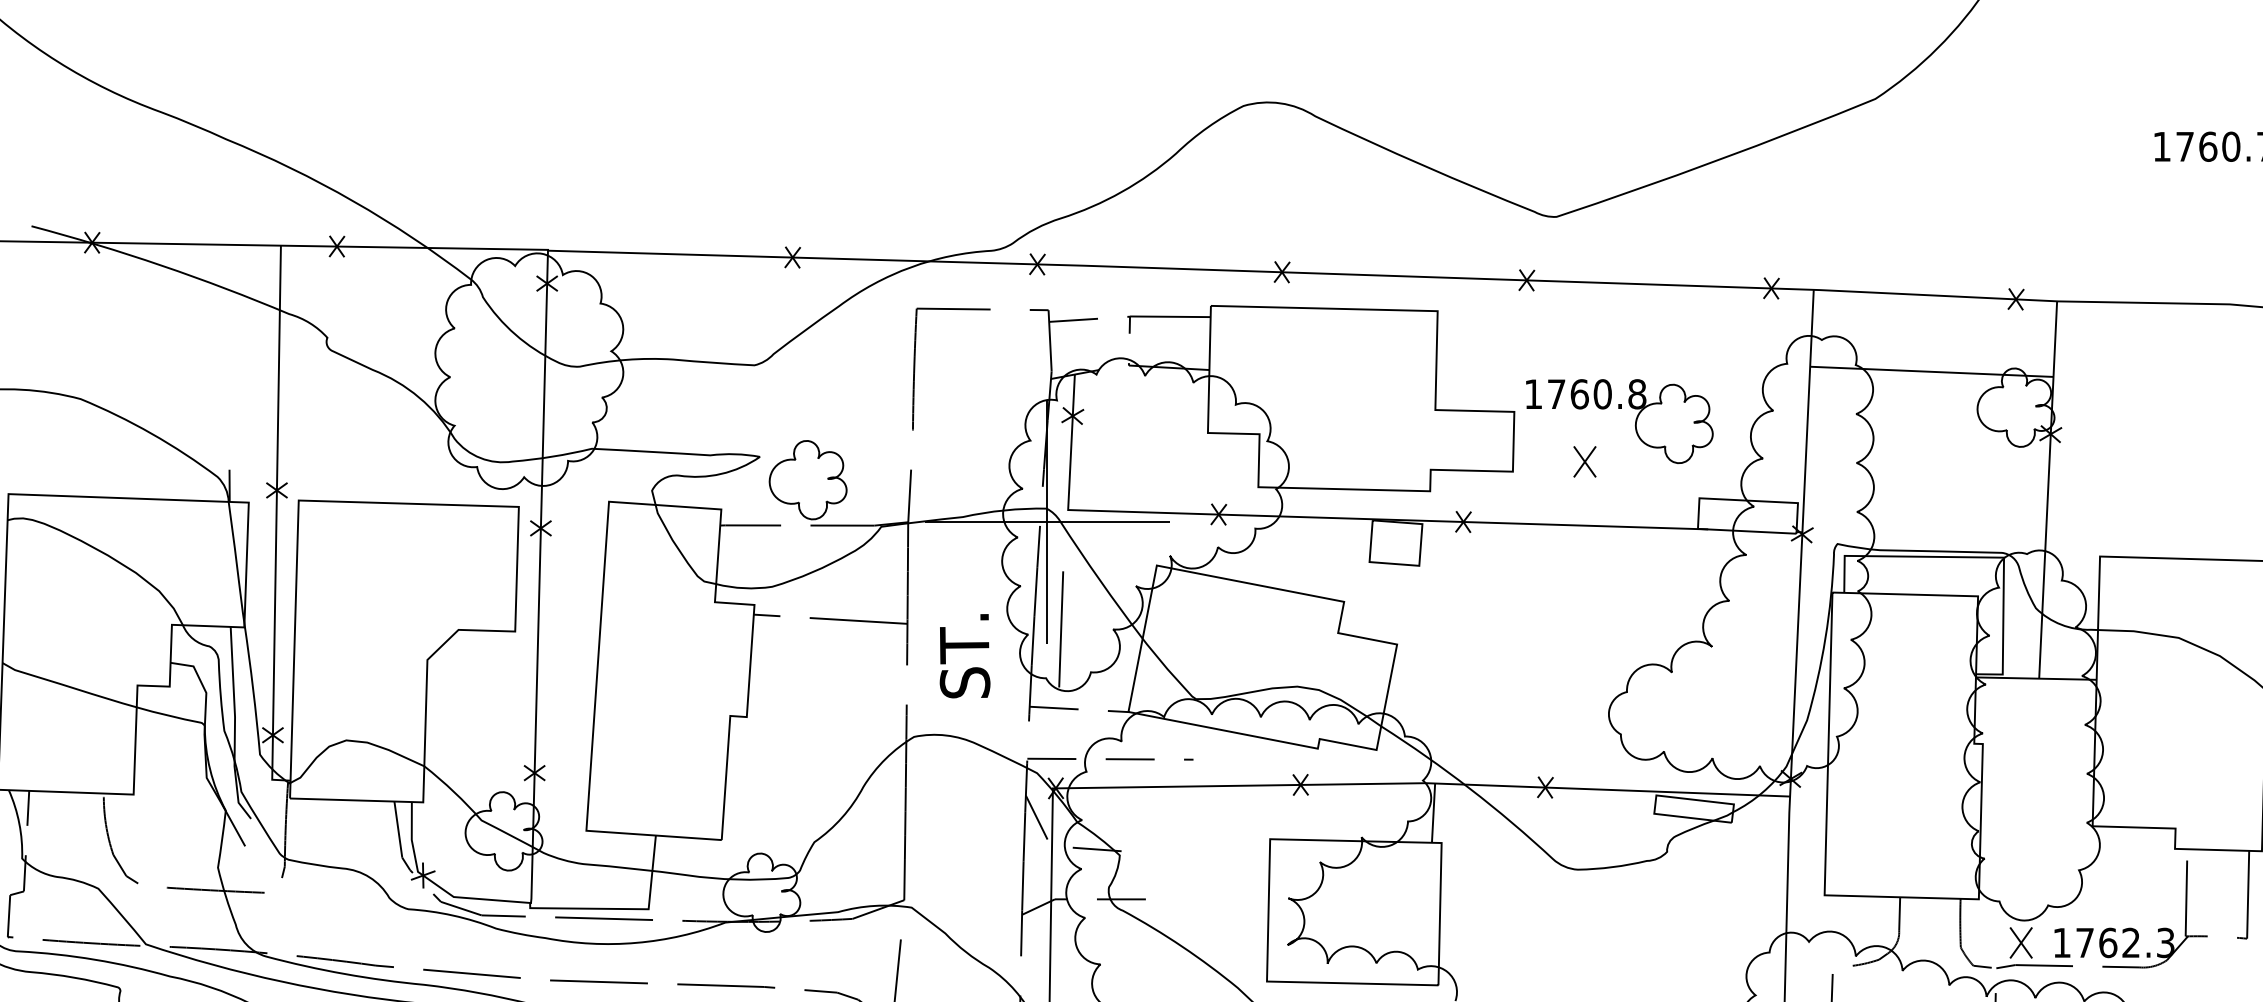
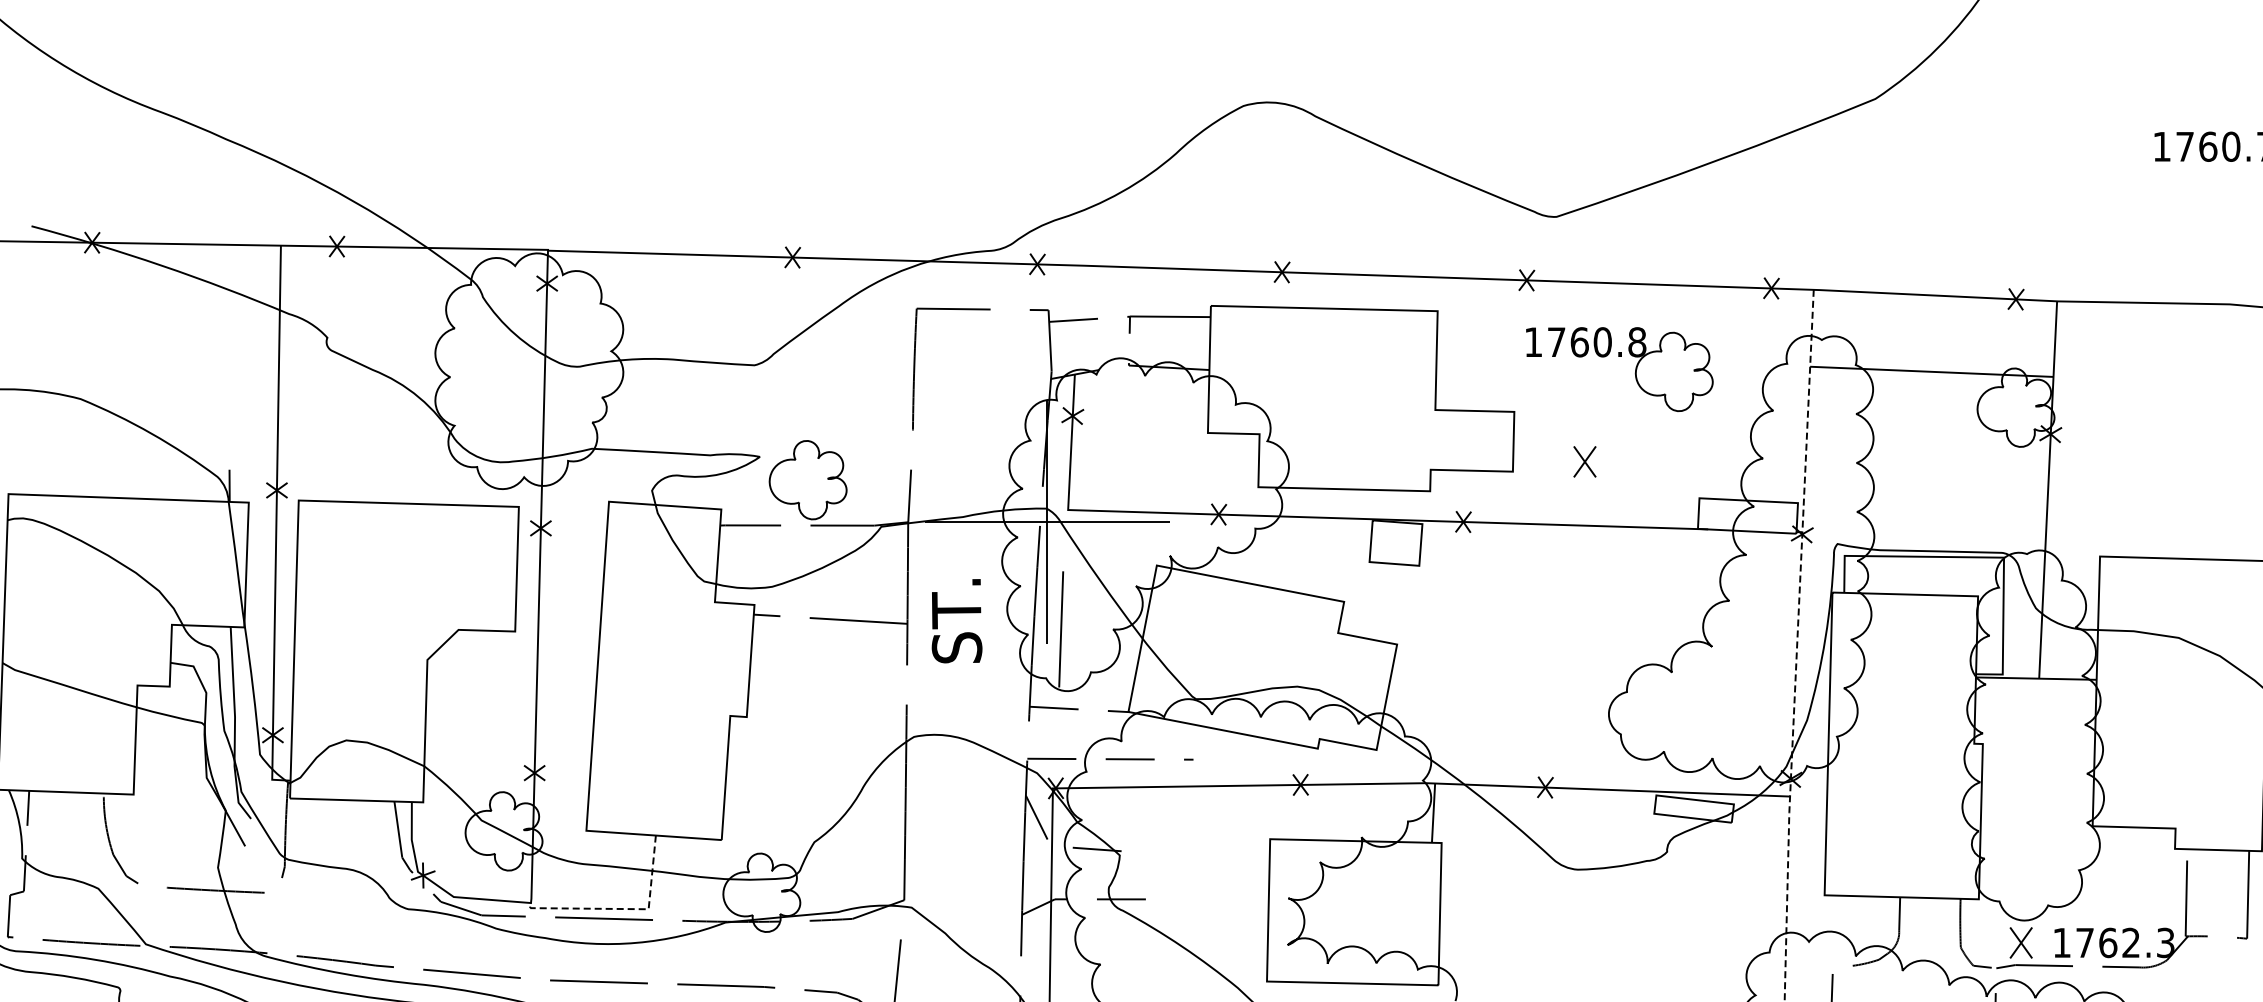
part position: (1619, 408) -> (1619, 356) (1619, 356)
line: solid -> dashed (1797, 646)
text position: (964, 656) -> (956, 621) (956, 621)
line: solid -> dashed (623, 909)
